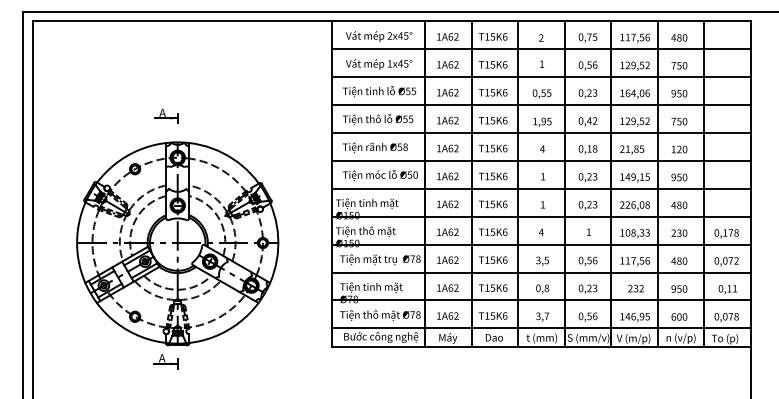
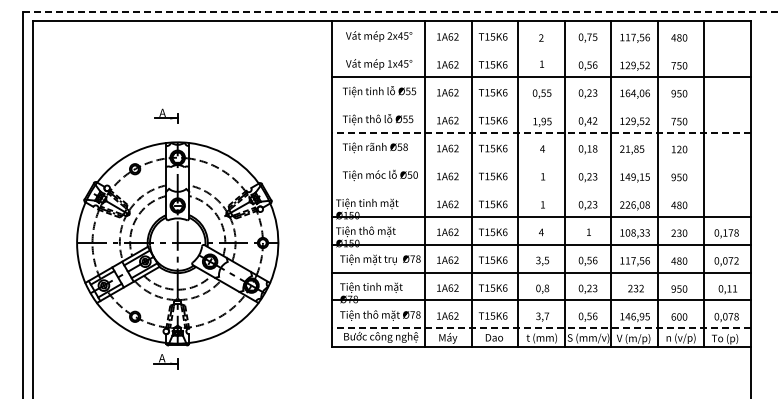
line: solid -> dashed (401, 11)
line: present -> none (541, 49)
line: present -> none (541, 105)
line: solid -> dashed (541, 132)
line: present -> none (541, 160)
line: present -> none (541, 188)
line: solid -> dashed (541, 328)
